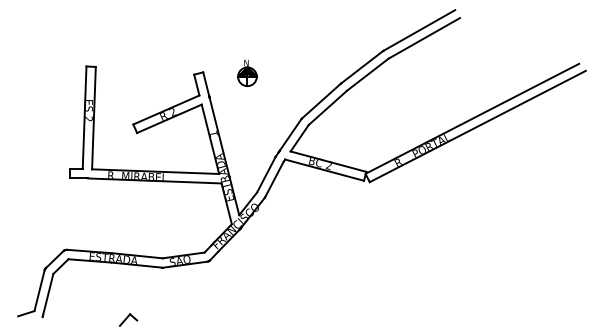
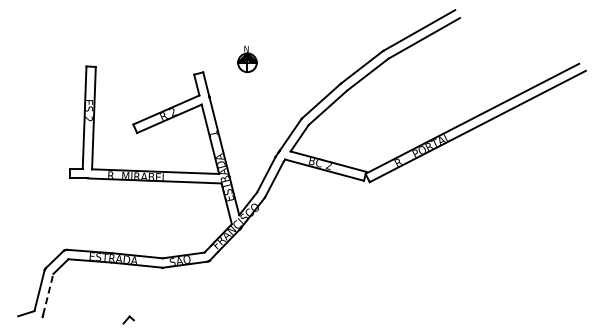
part position: (247, 72) -> (247, 58) (247, 58)
line: solid -> dashed (48, 293)
part size: 20x14 px -> 13x10 px (128, 319)
